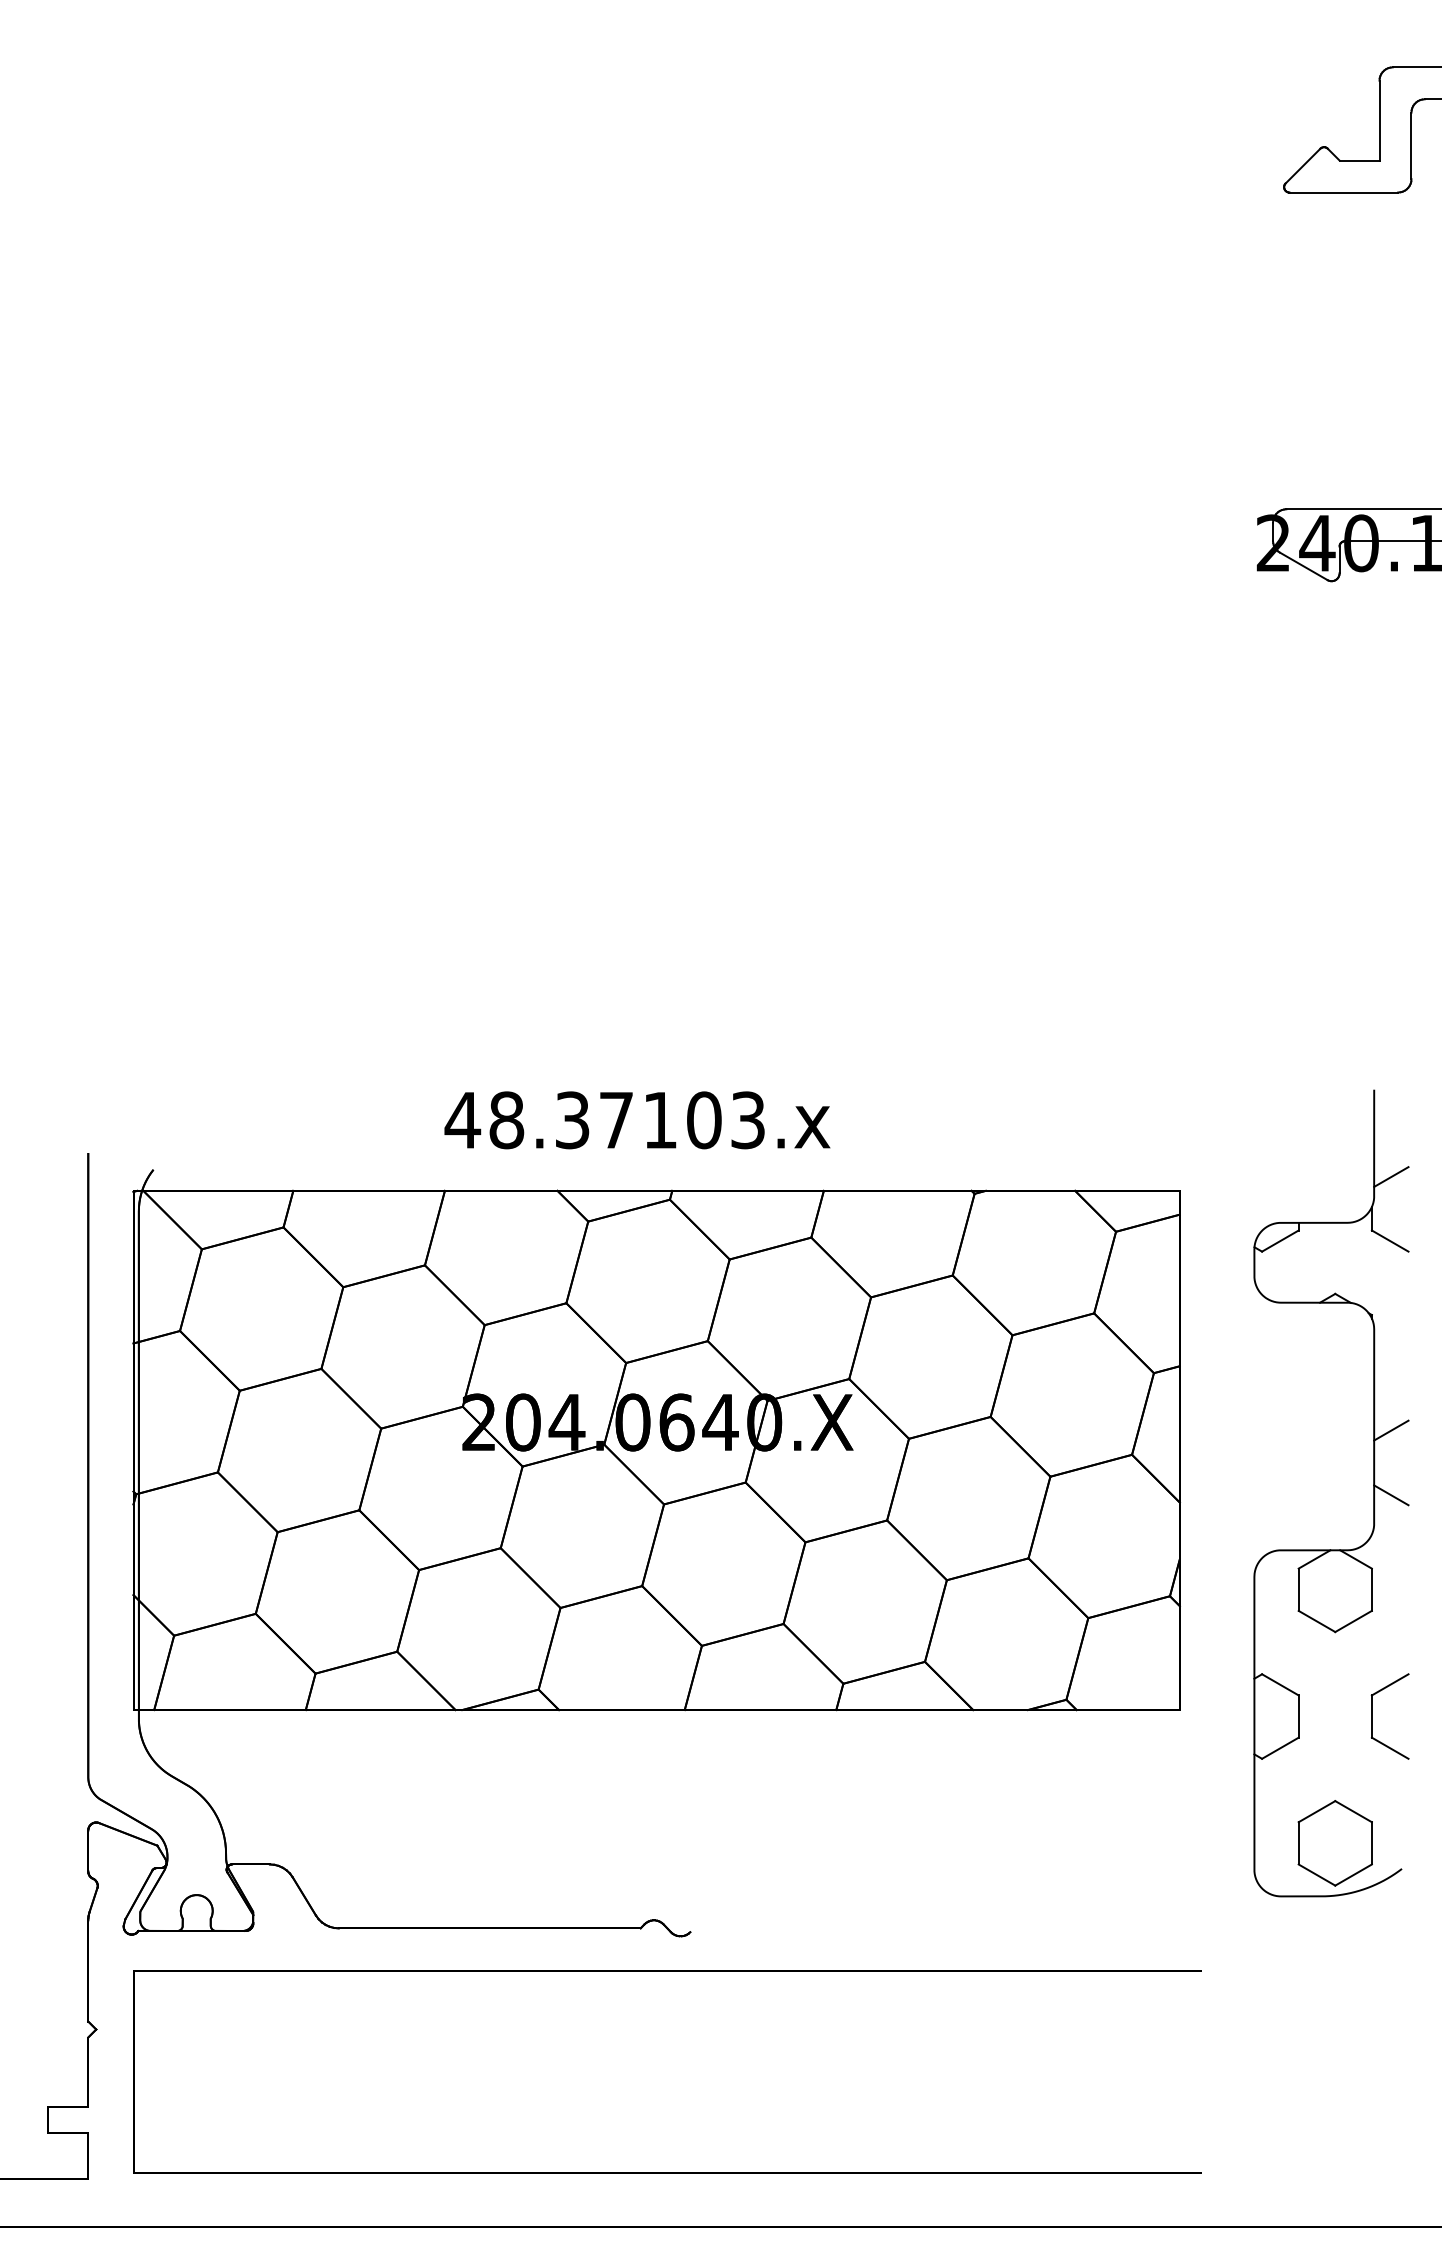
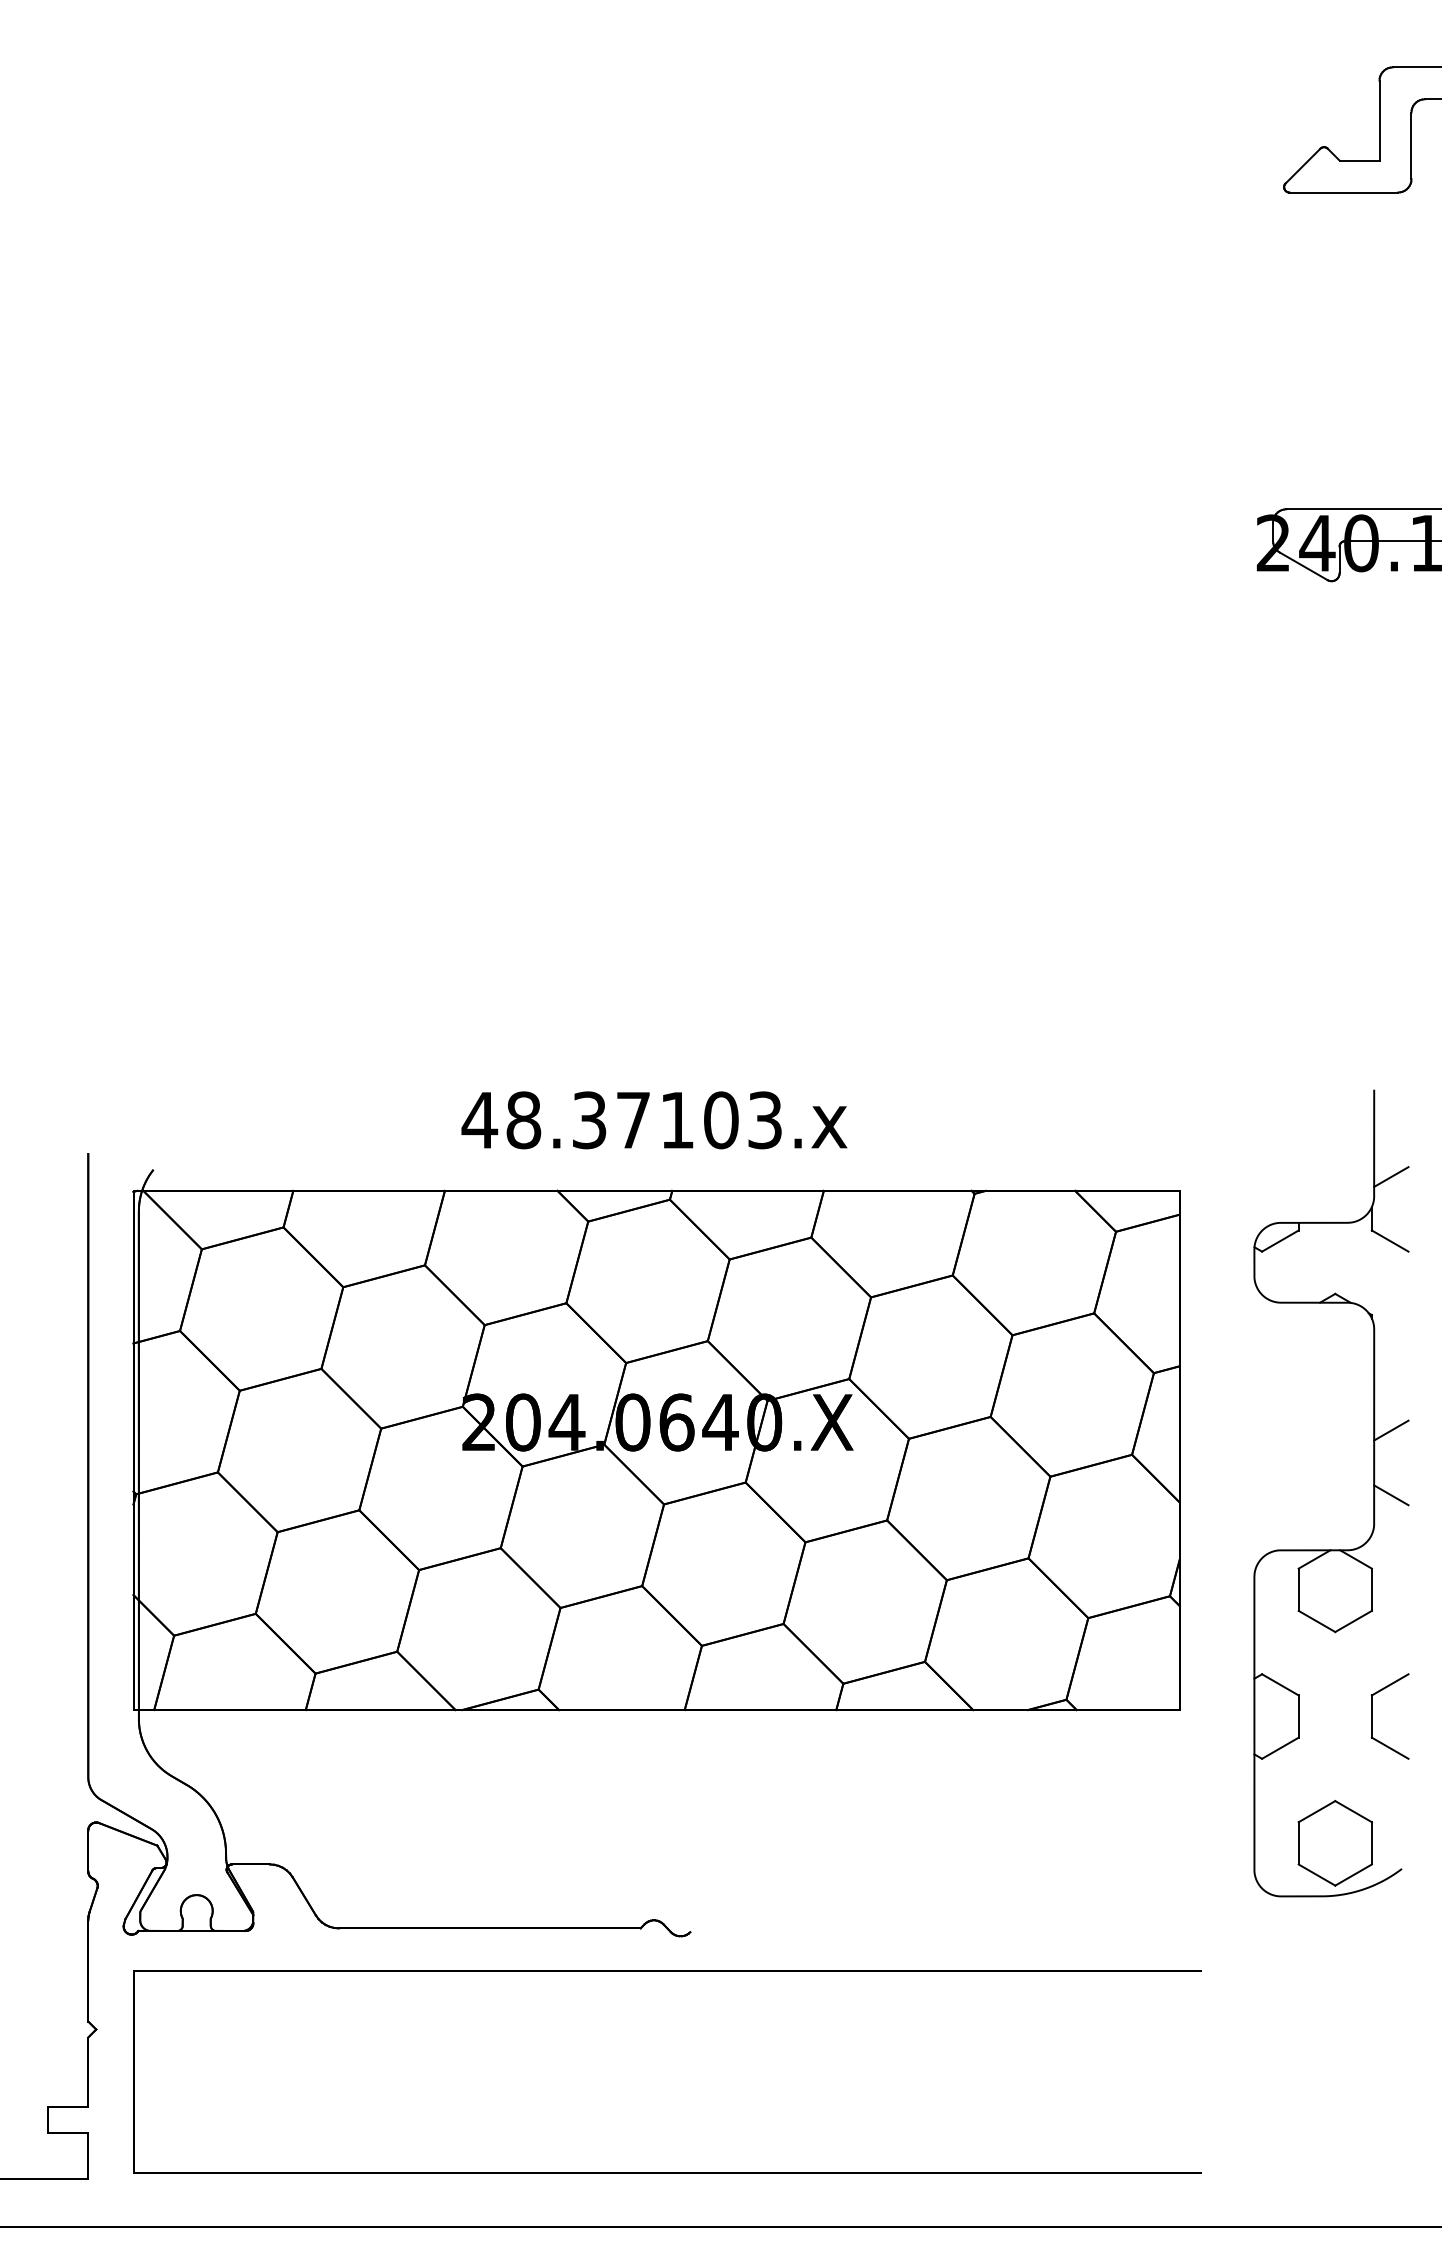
text position: (637, 1120) -> (654, 1120) (654, 1120)
